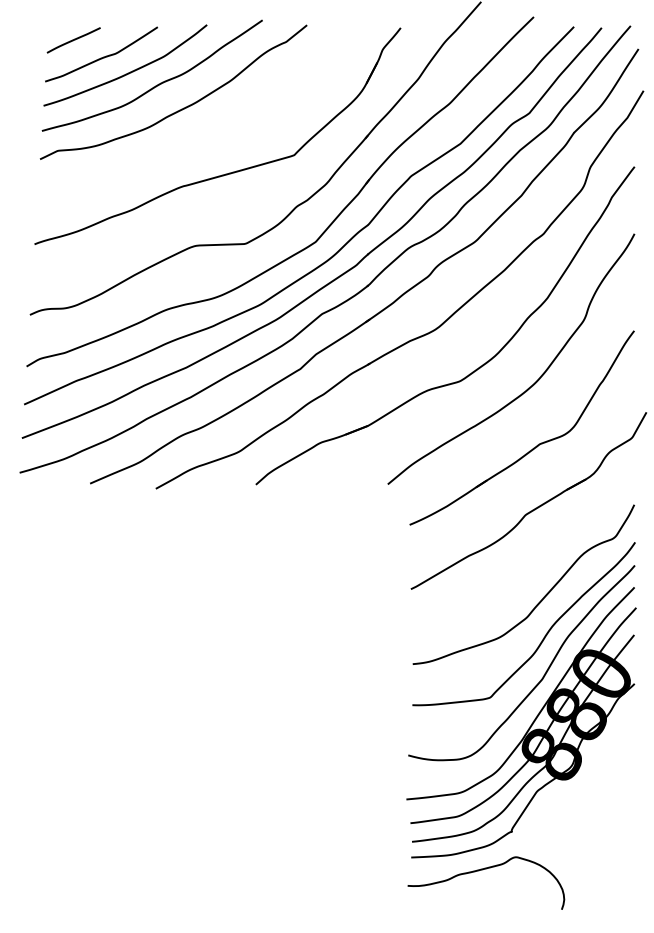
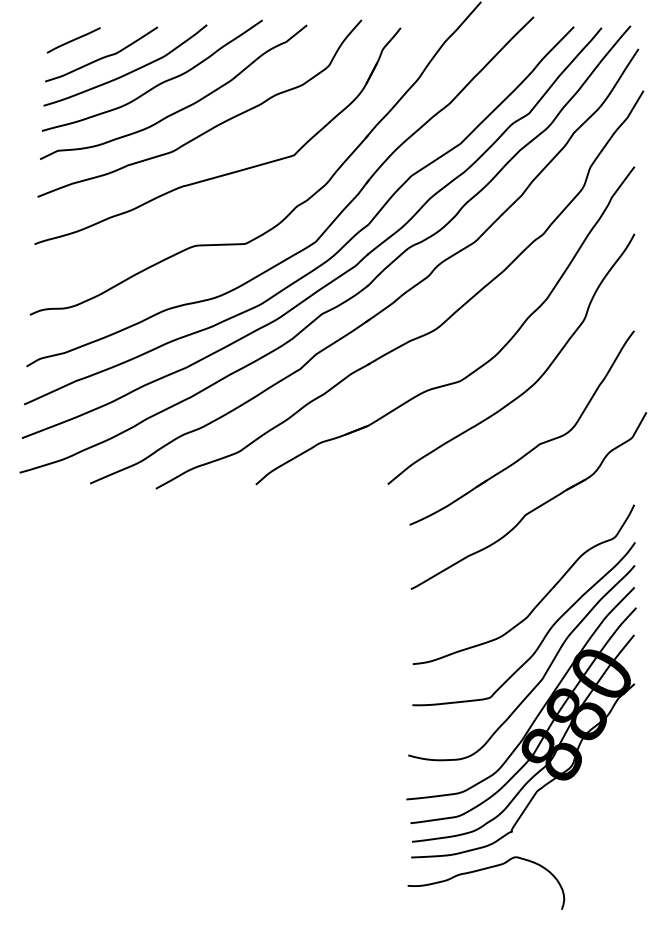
curve: none -> present (213, 126)
